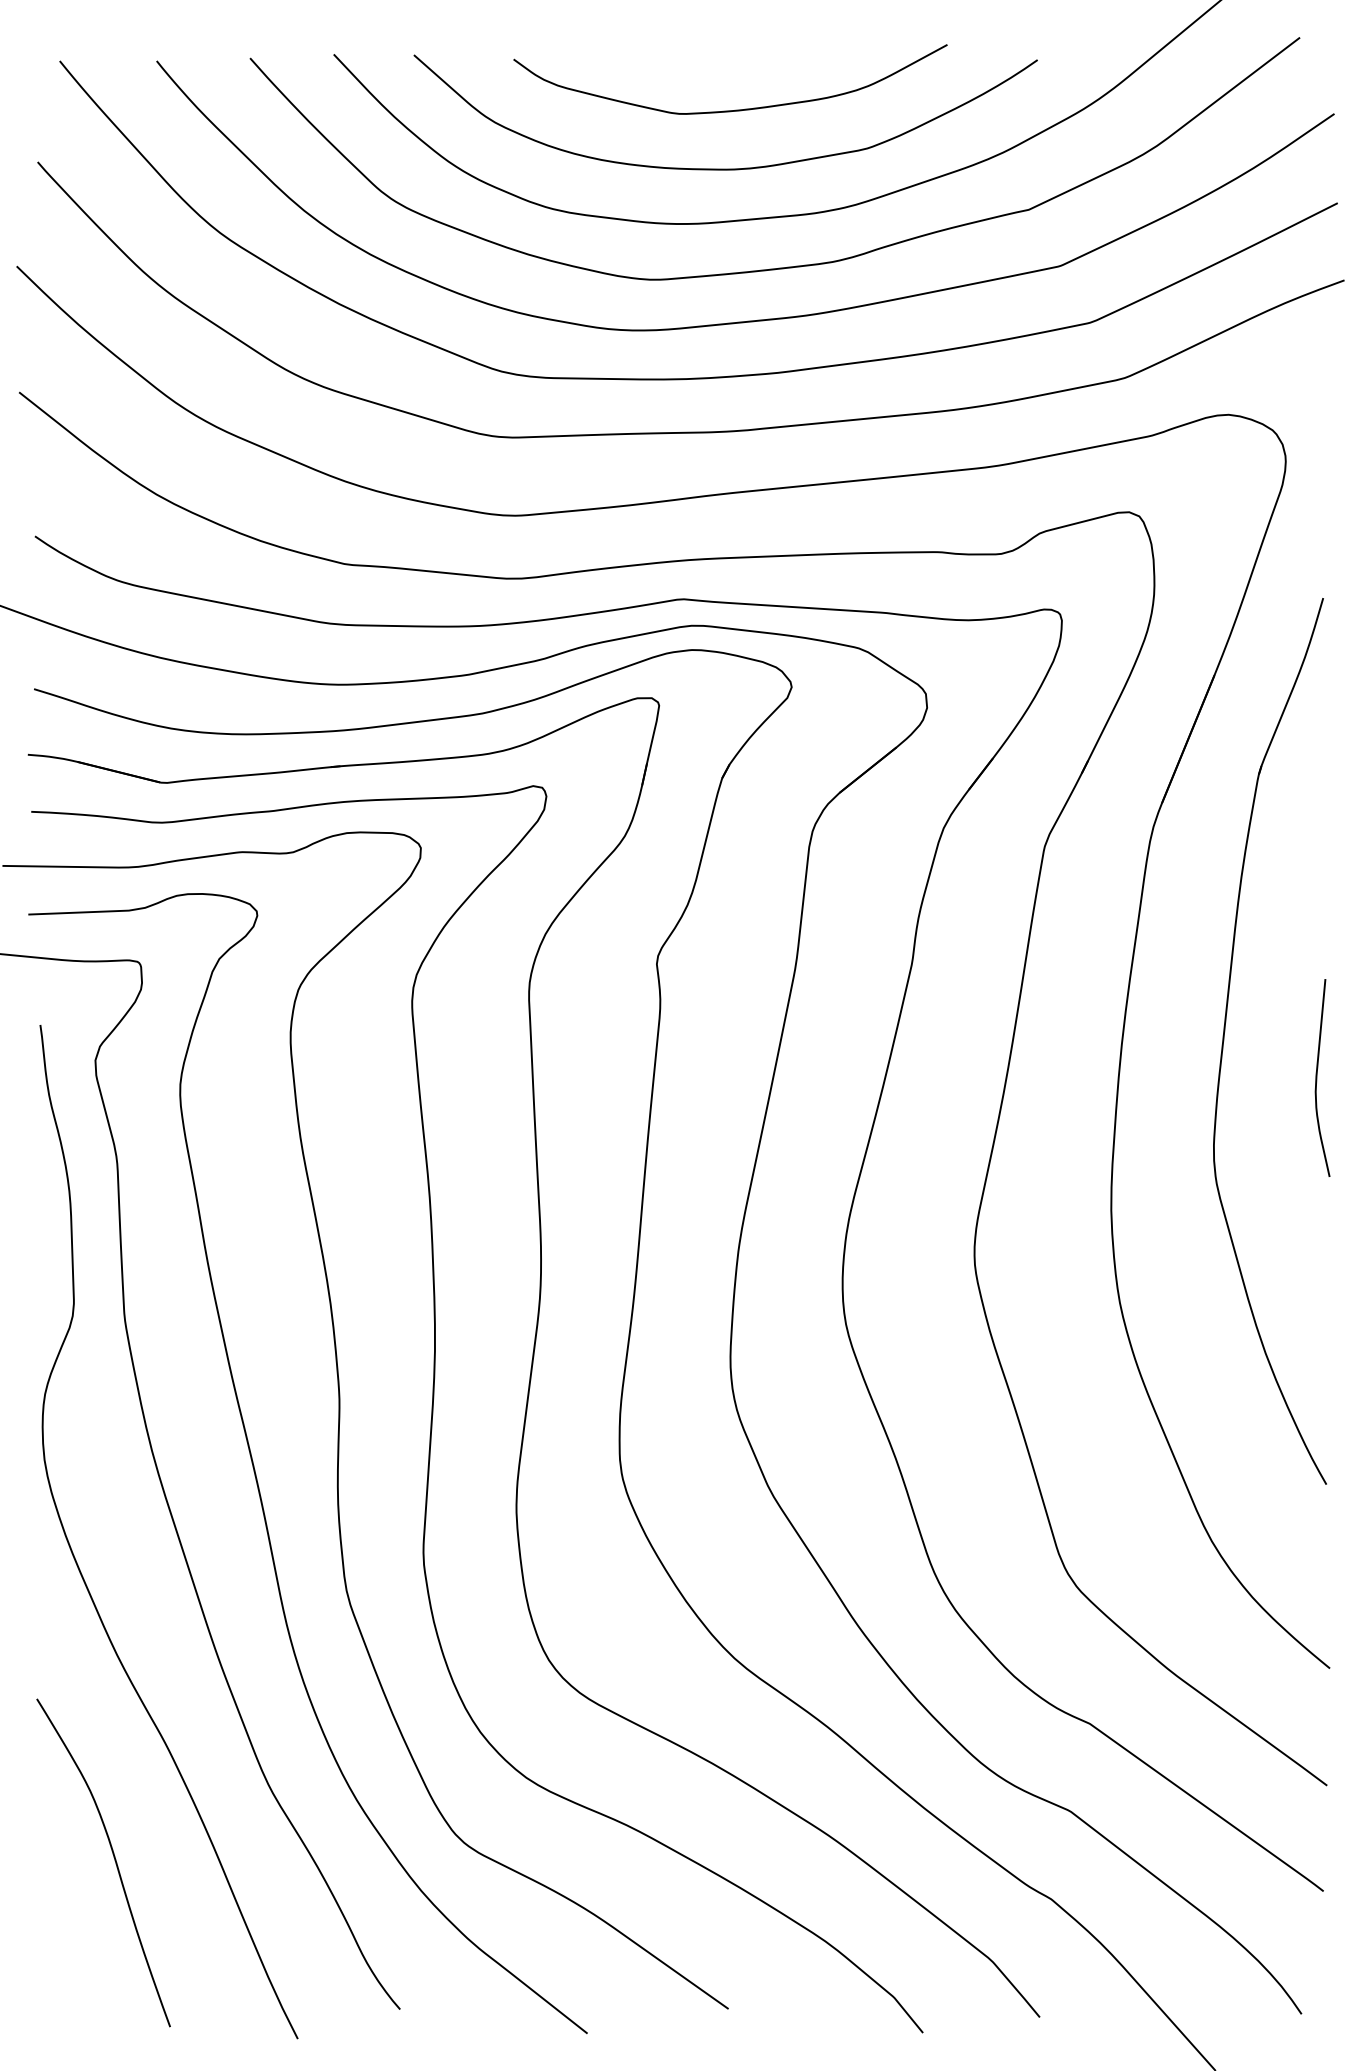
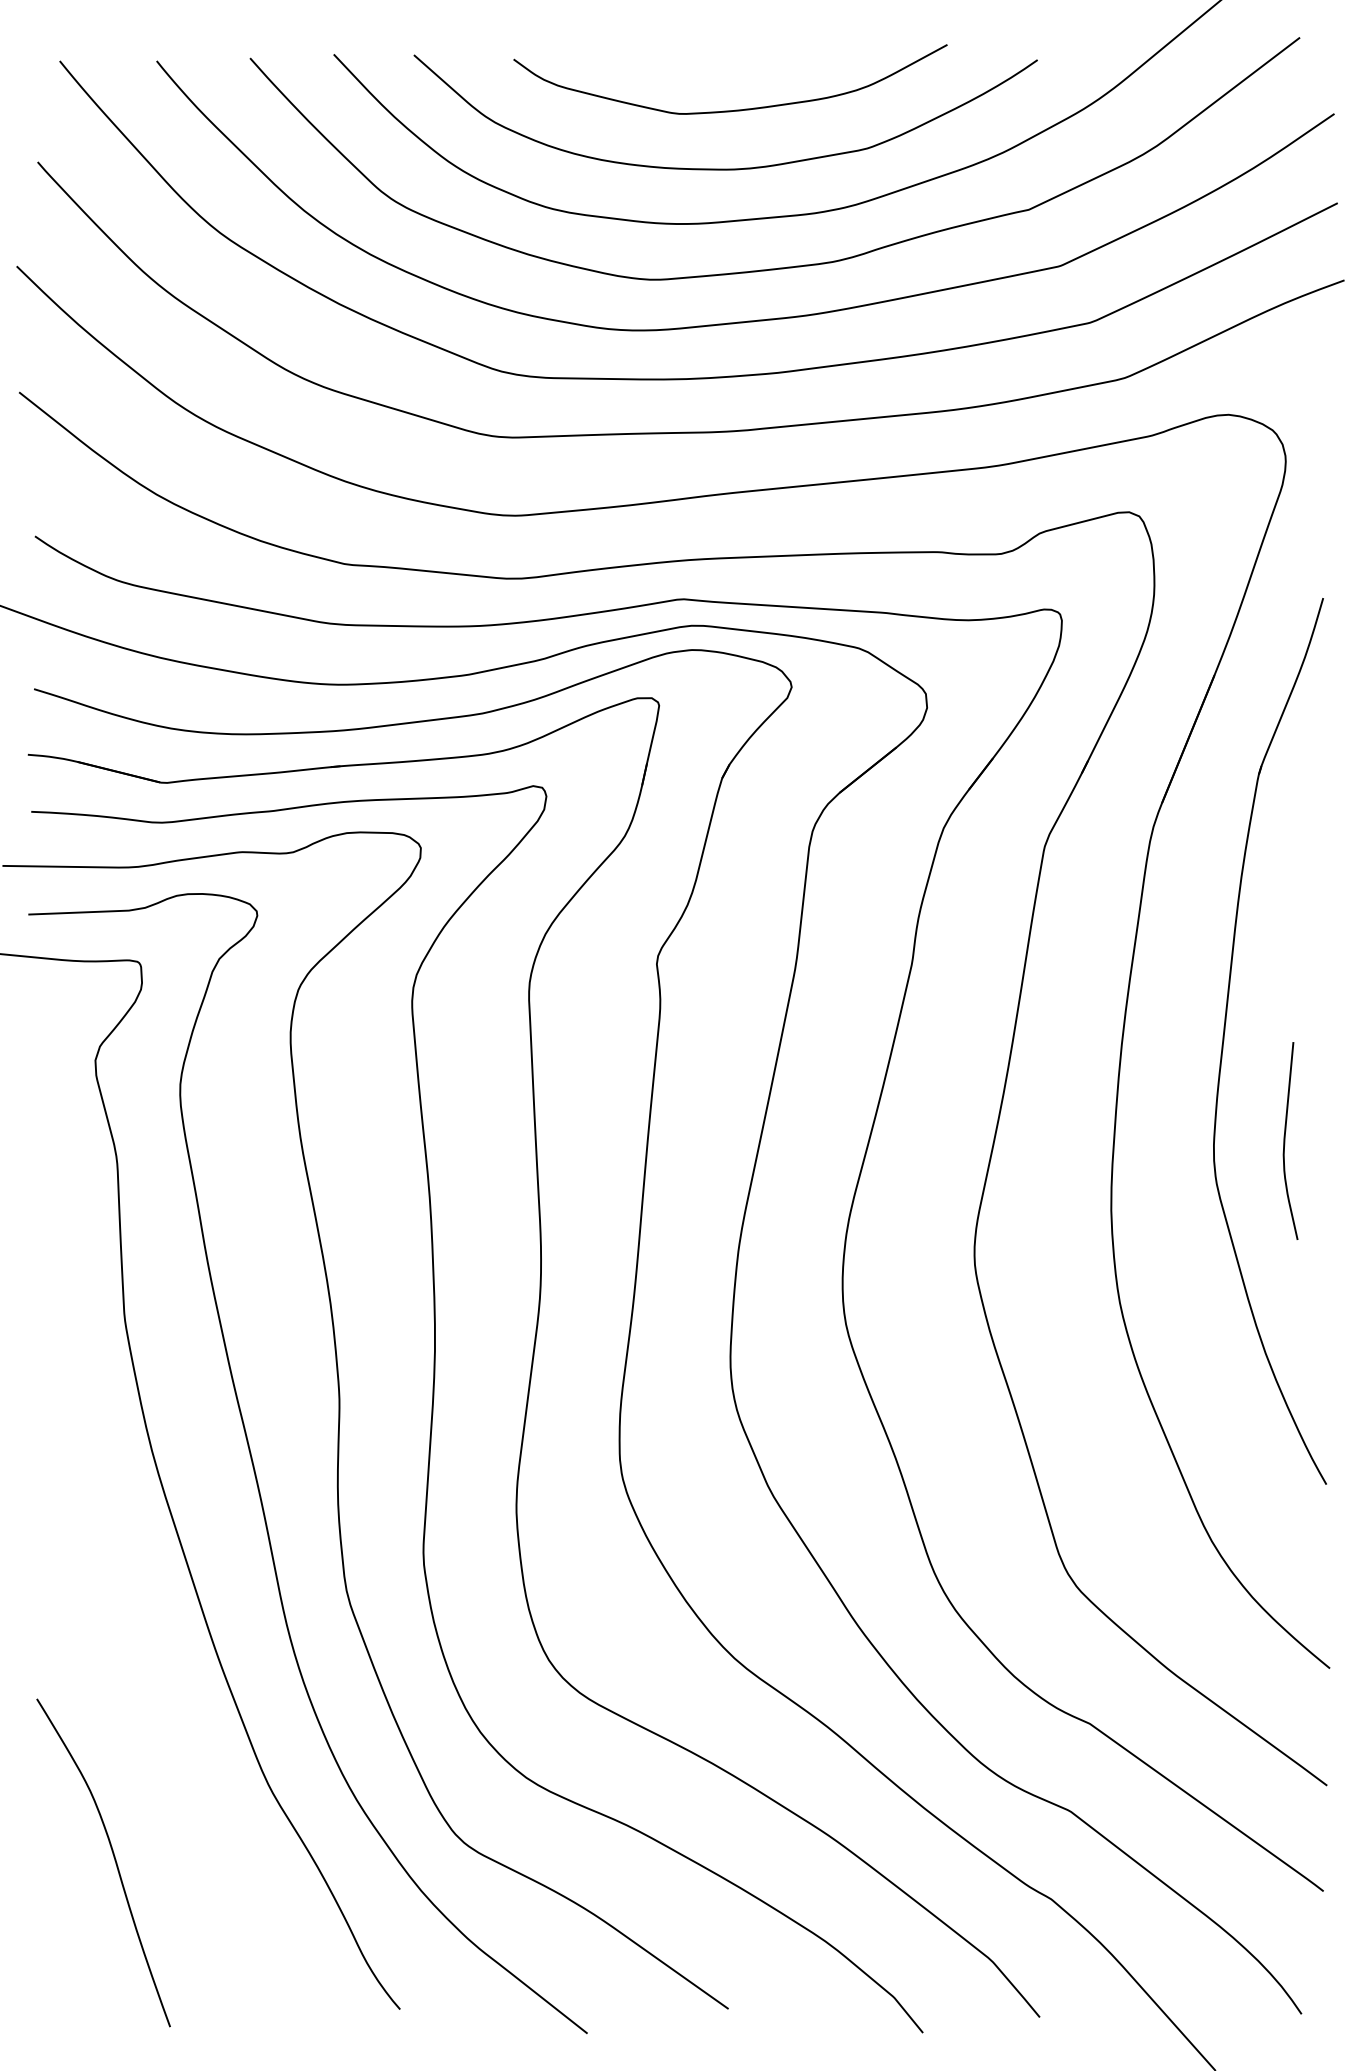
curve position: (1317, 1077) -> (1285, 1140) (1285, 1140)
curve: present -> none (80, 1569)
